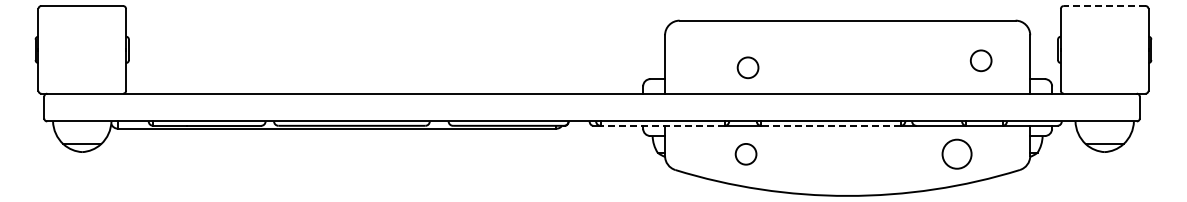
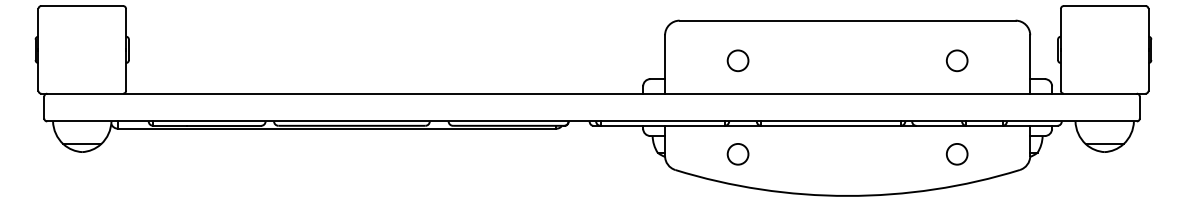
line: dashed -> solid (1104, 6)
circle position: (981, 60) -> (957, 60) (957, 60)
circle position: (747, 67) -> (737, 60) (737, 60)
line: dashed -> solid (662, 125)
line: dashed -> solid (831, 125)
circle size: 32x32 px -> 23x23 px (957, 154)
circle position: (745, 154) -> (737, 154) (737, 154)
